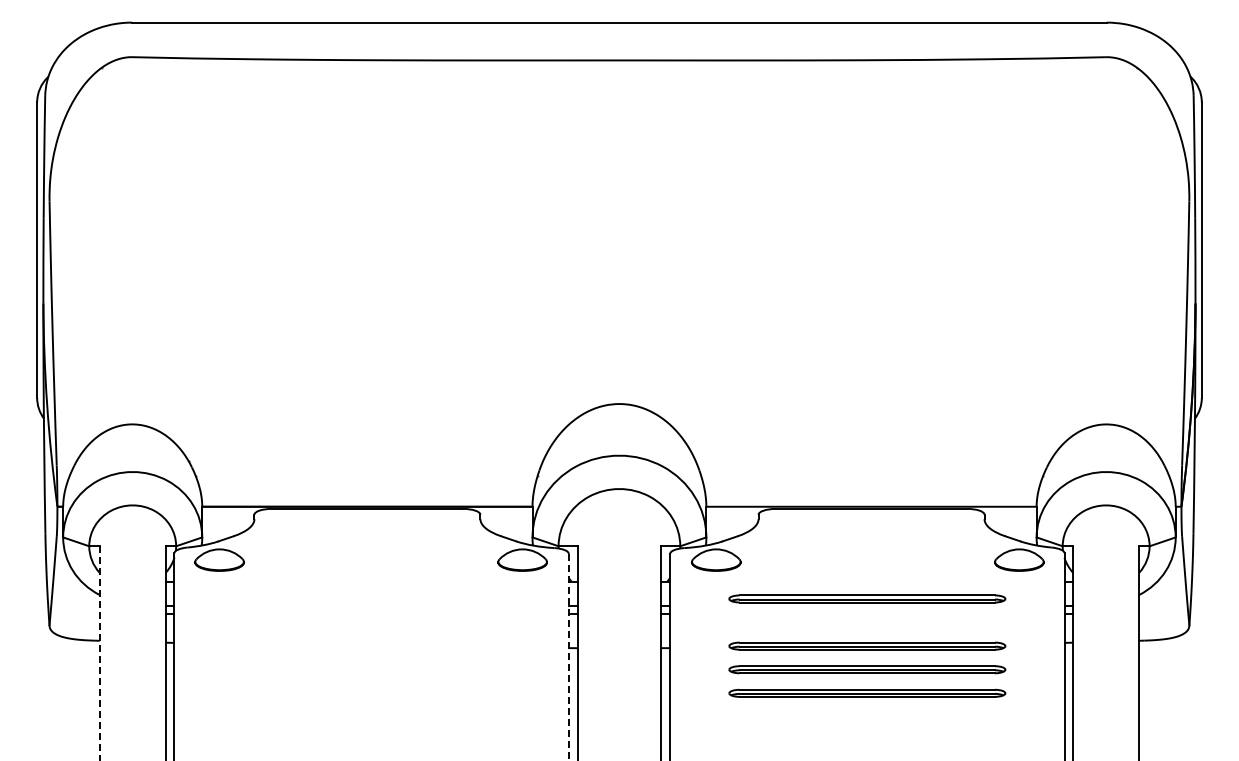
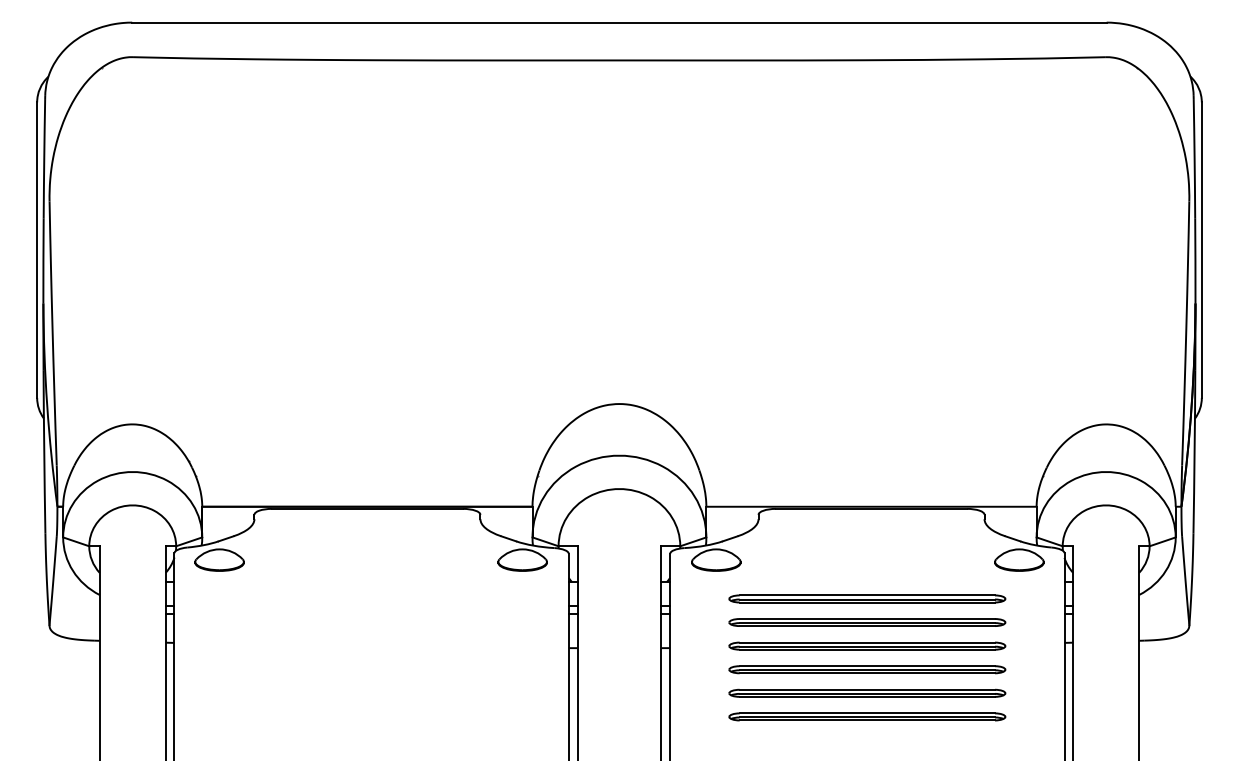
part: none -> present (867, 622)
line: dashed -> solid (99, 654)
line: dashed -> solid (568, 657)
part: none -> present (867, 716)
